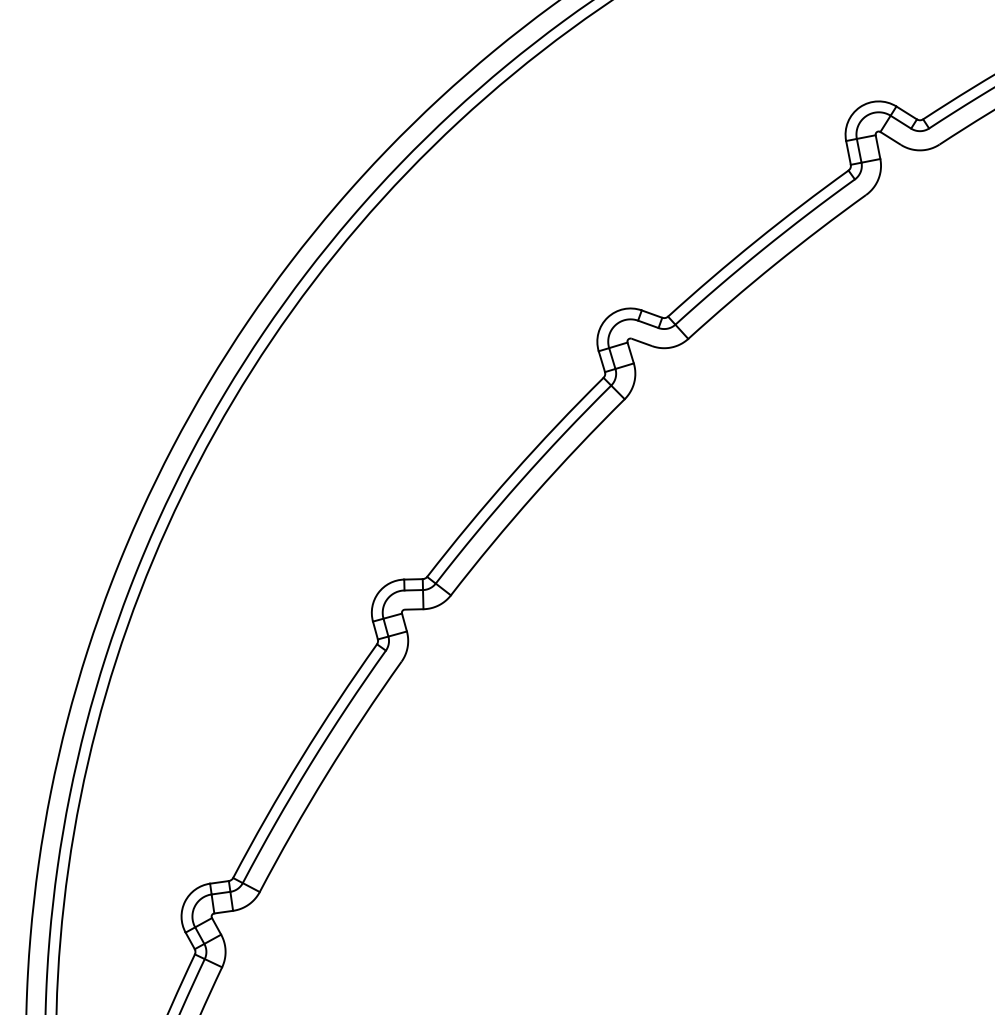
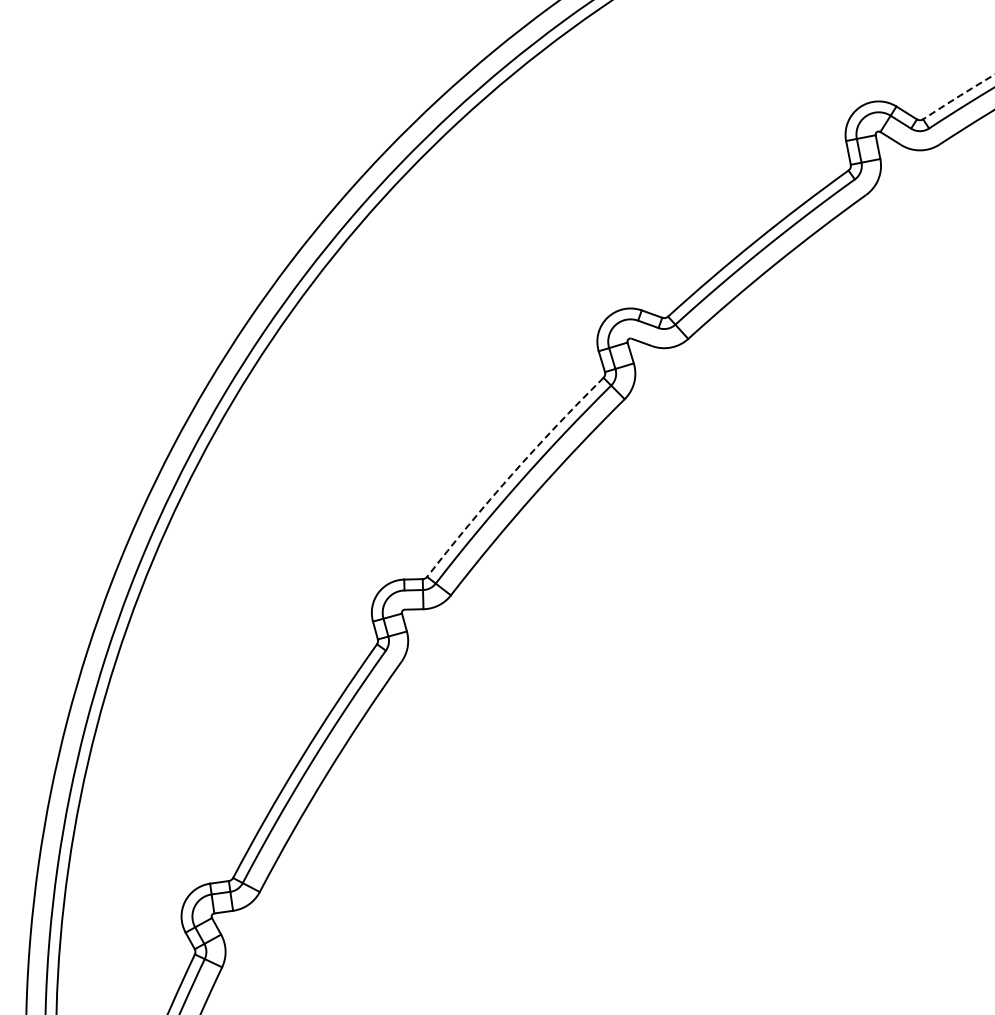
arc: solid -> dashed (959, 96)
arc: solid -> dashed (512, 474)
